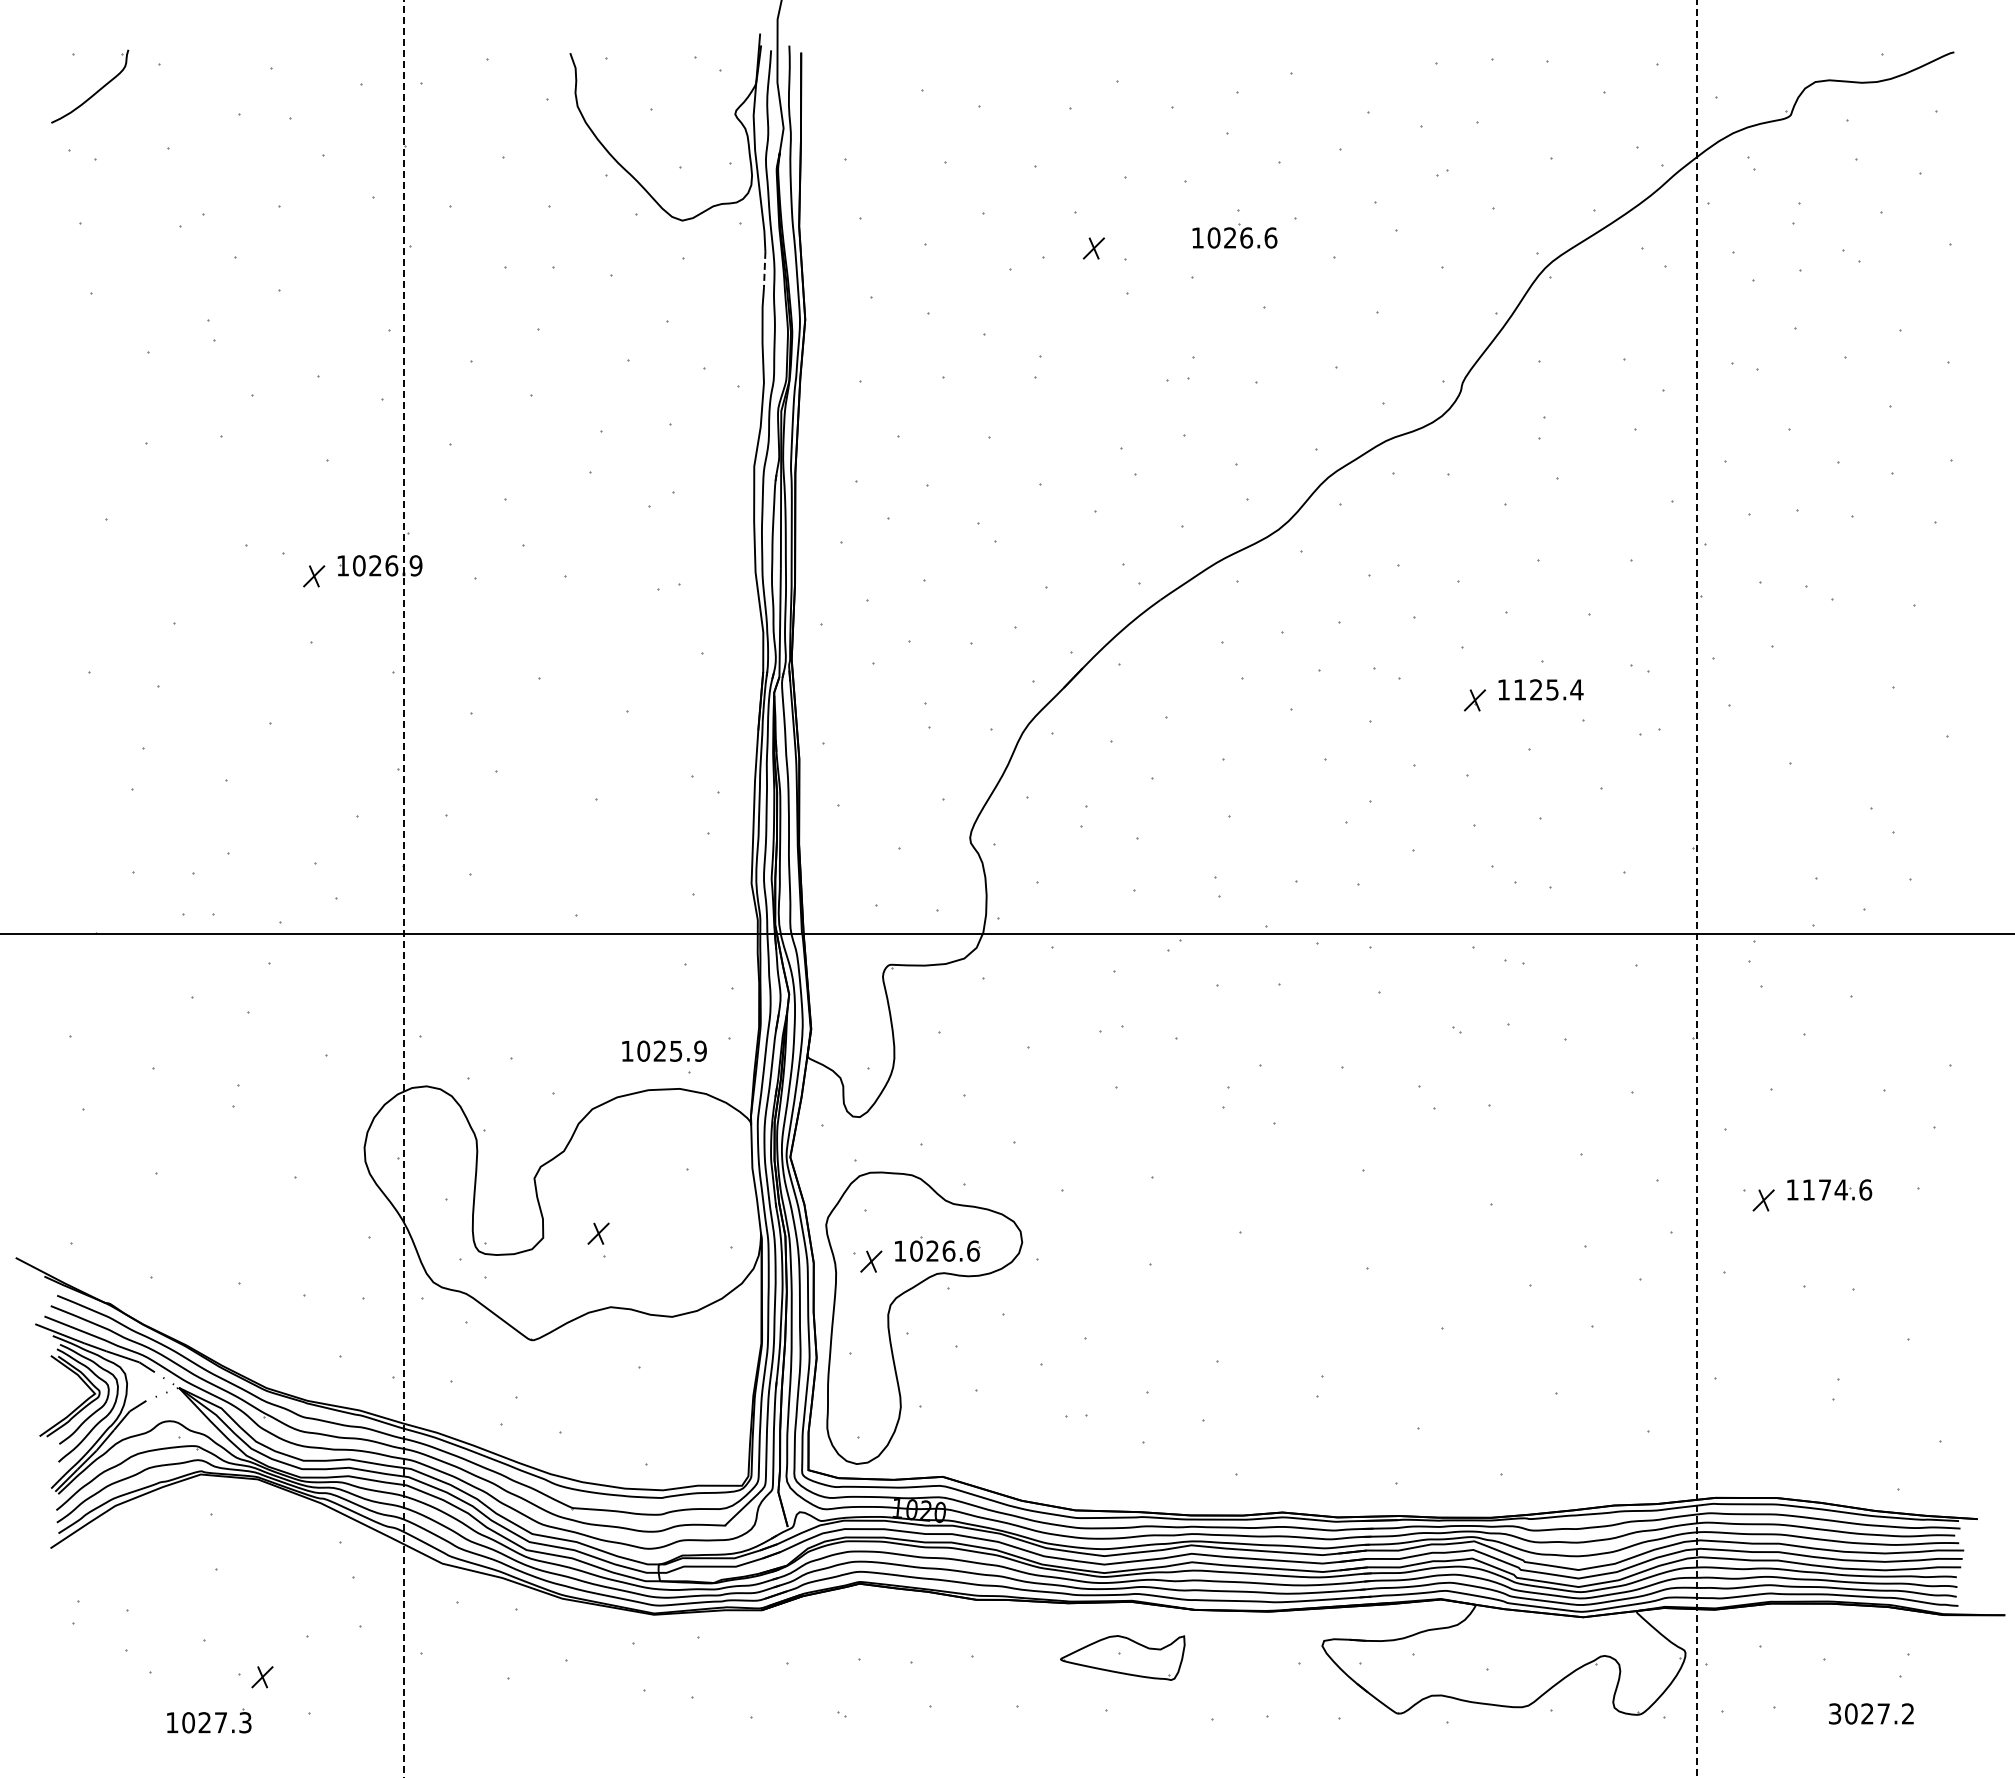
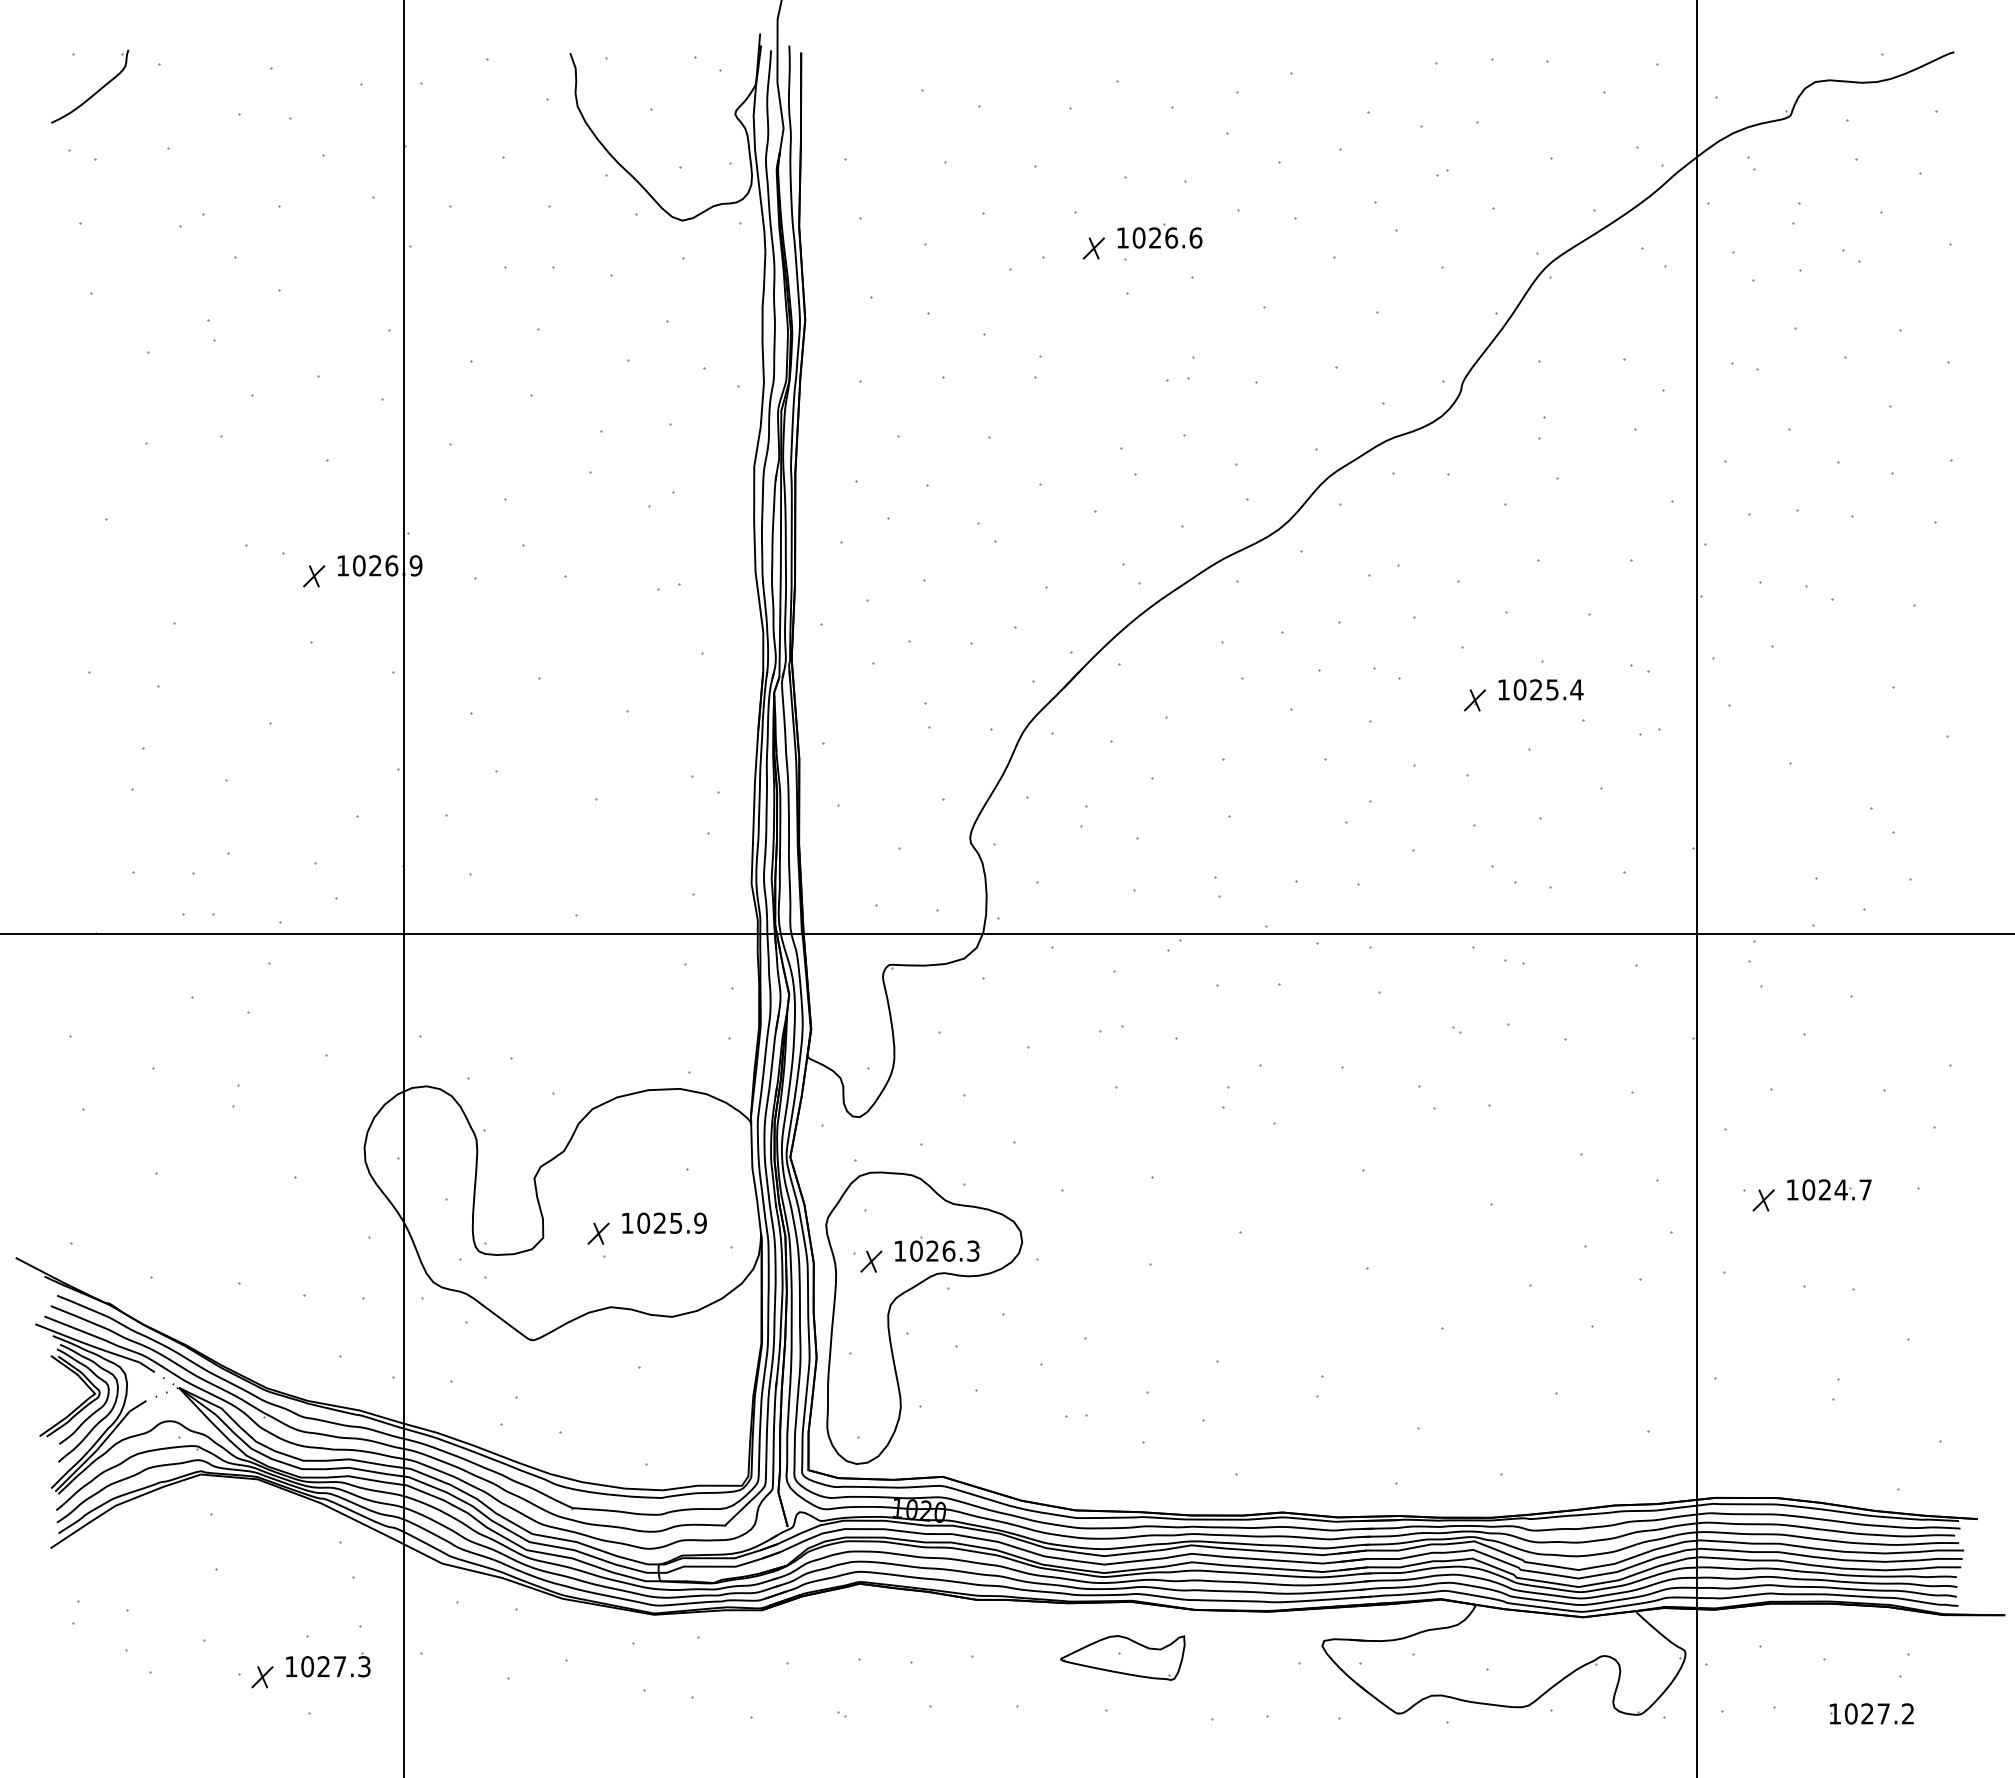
part position: (1234, 235) -> (1159, 235) (1159, 235)
line: dashed -> solid (764, 270)
text: 1125.4 -> 1025.4 (1519, 689)
line: dashed -> solid (403, 889)
line: dashed -> solid (1697, 889)
text position: (664, 1050) -> (664, 1222) (664, 1222)
text: 1174.6 -> 1024.7 (1837, 1189)
text: 1026.6 -> 1026.3 (973, 1250)
text: 3027.2 -> 1027.2 (1835, 1713)
part position: (209, 1720) -> (328, 1664) (328, 1664)
